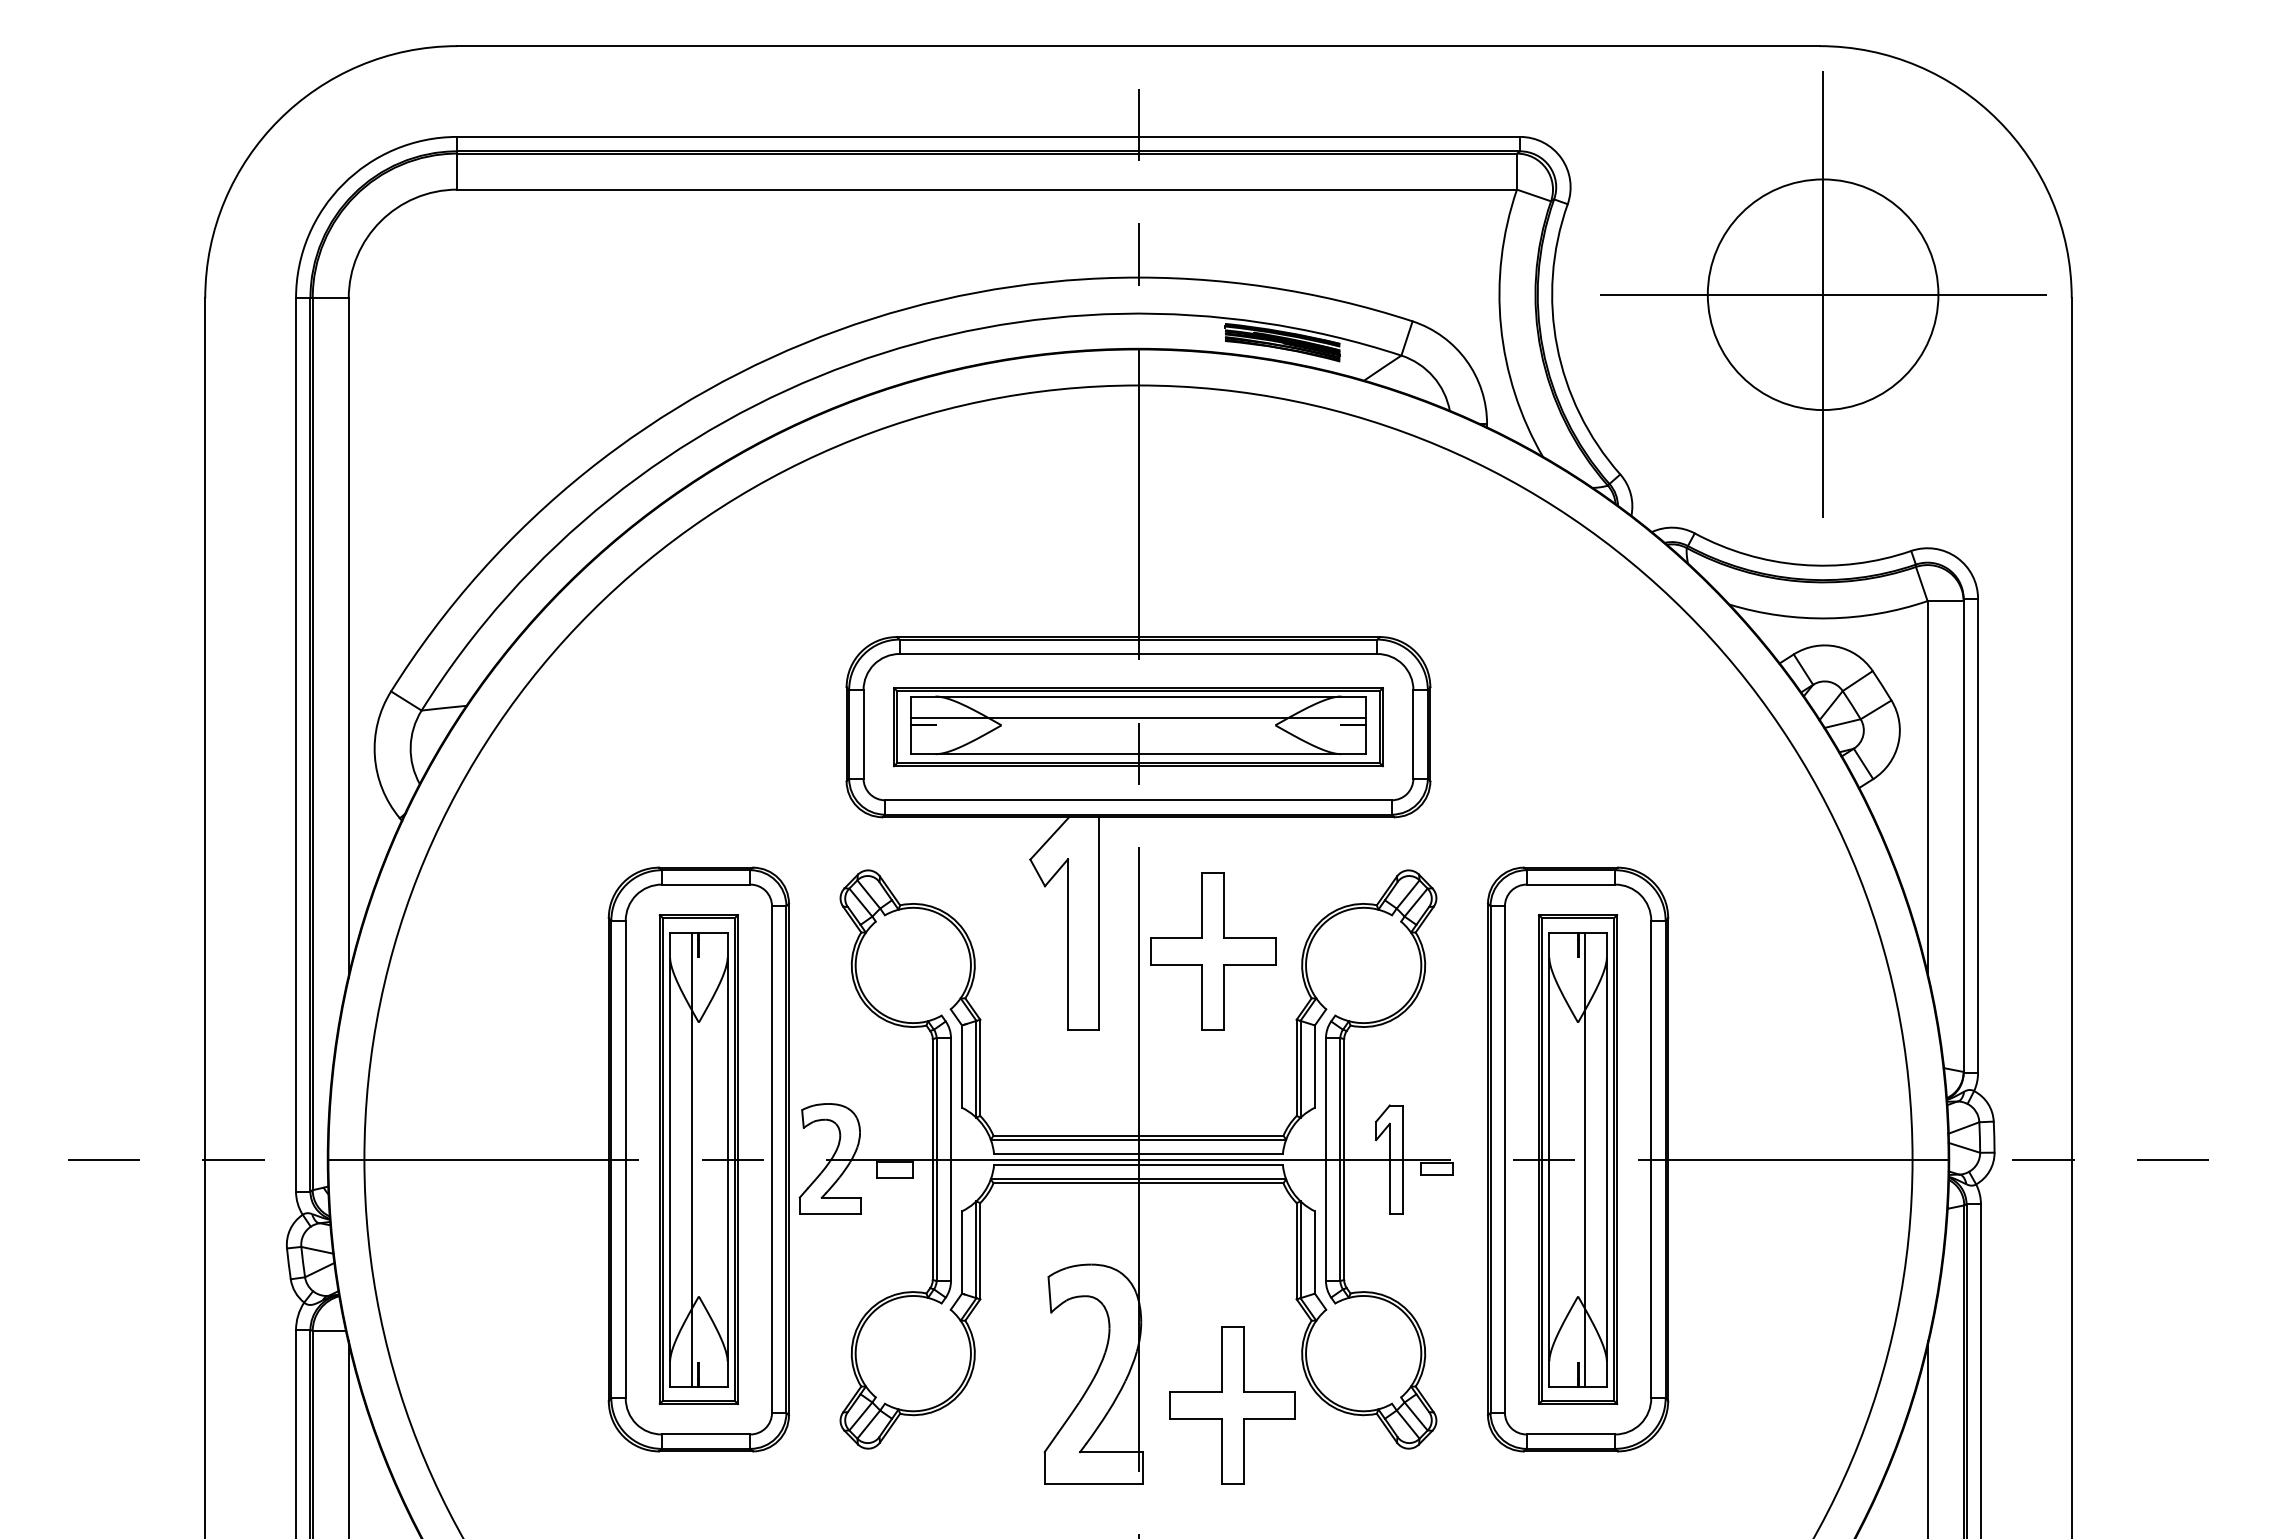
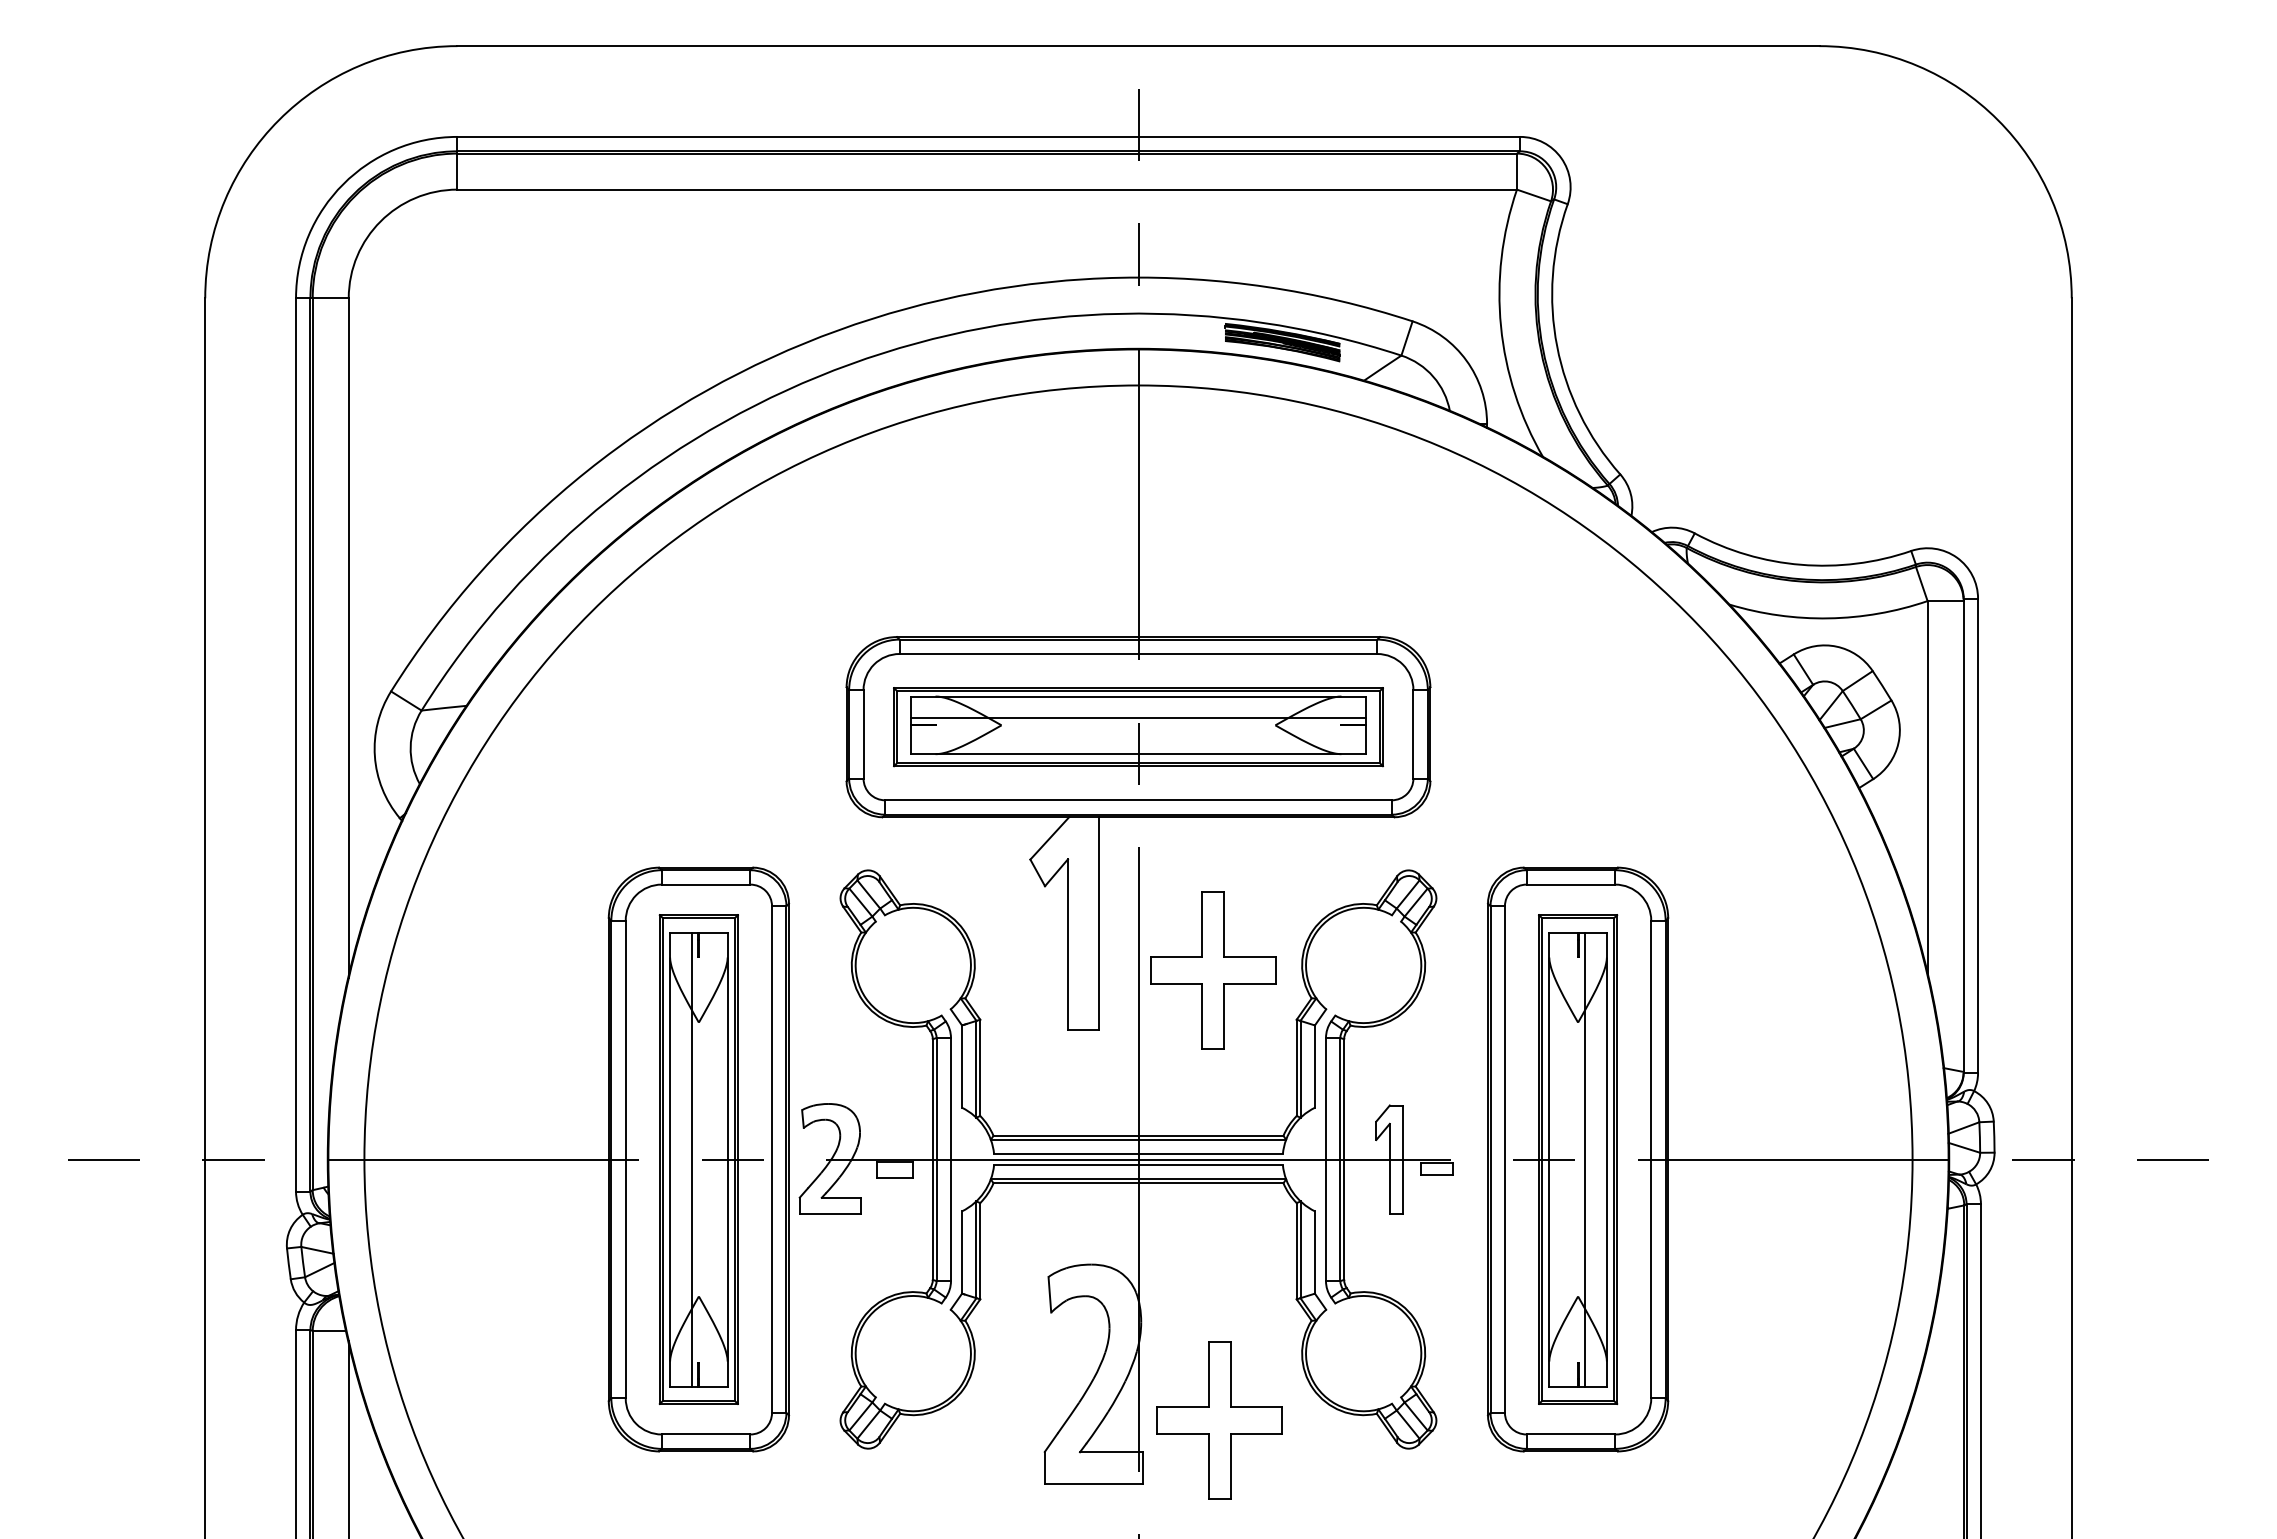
part: present -> none (1823, 294)
part position: (1213, 951) -> (1213, 970) (1213, 970)
part position: (1232, 1405) -> (1219, 1420) (1219, 1420)
line: present -> none (1928, 1438)
